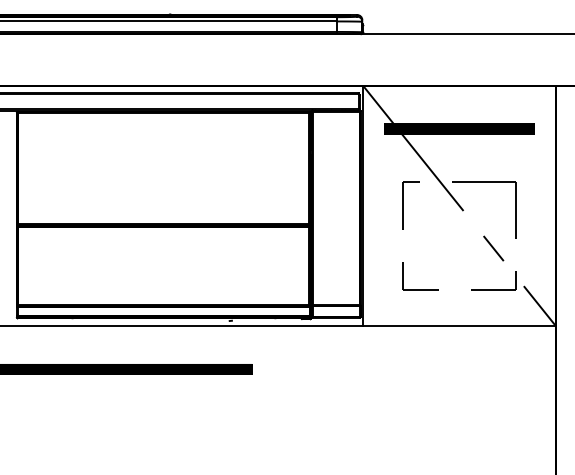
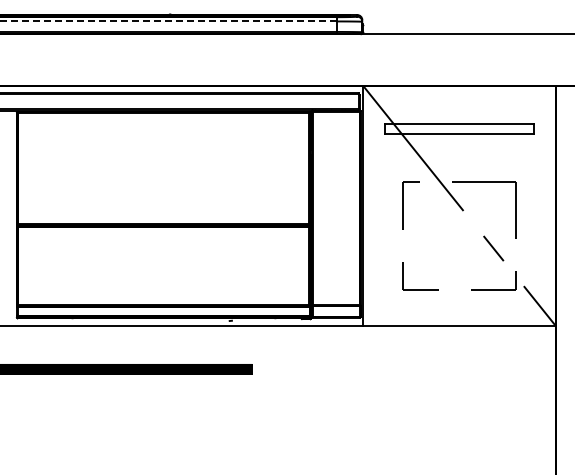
line: solid -> dashed (168, 21)
hatch: present -> none (458, 128)
